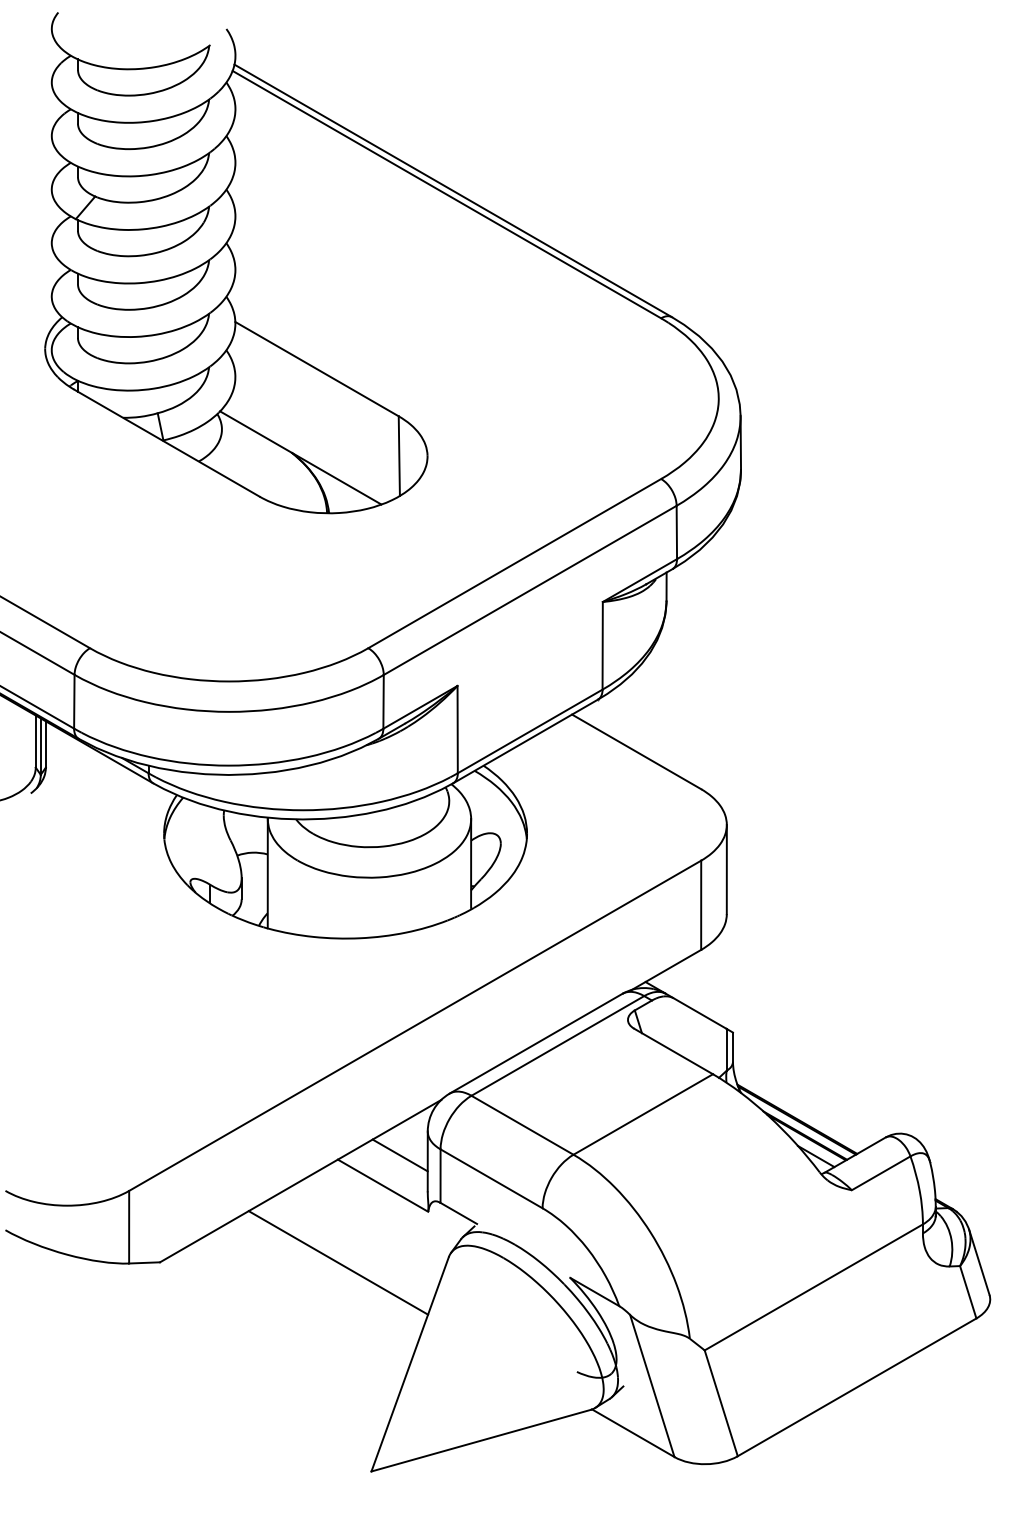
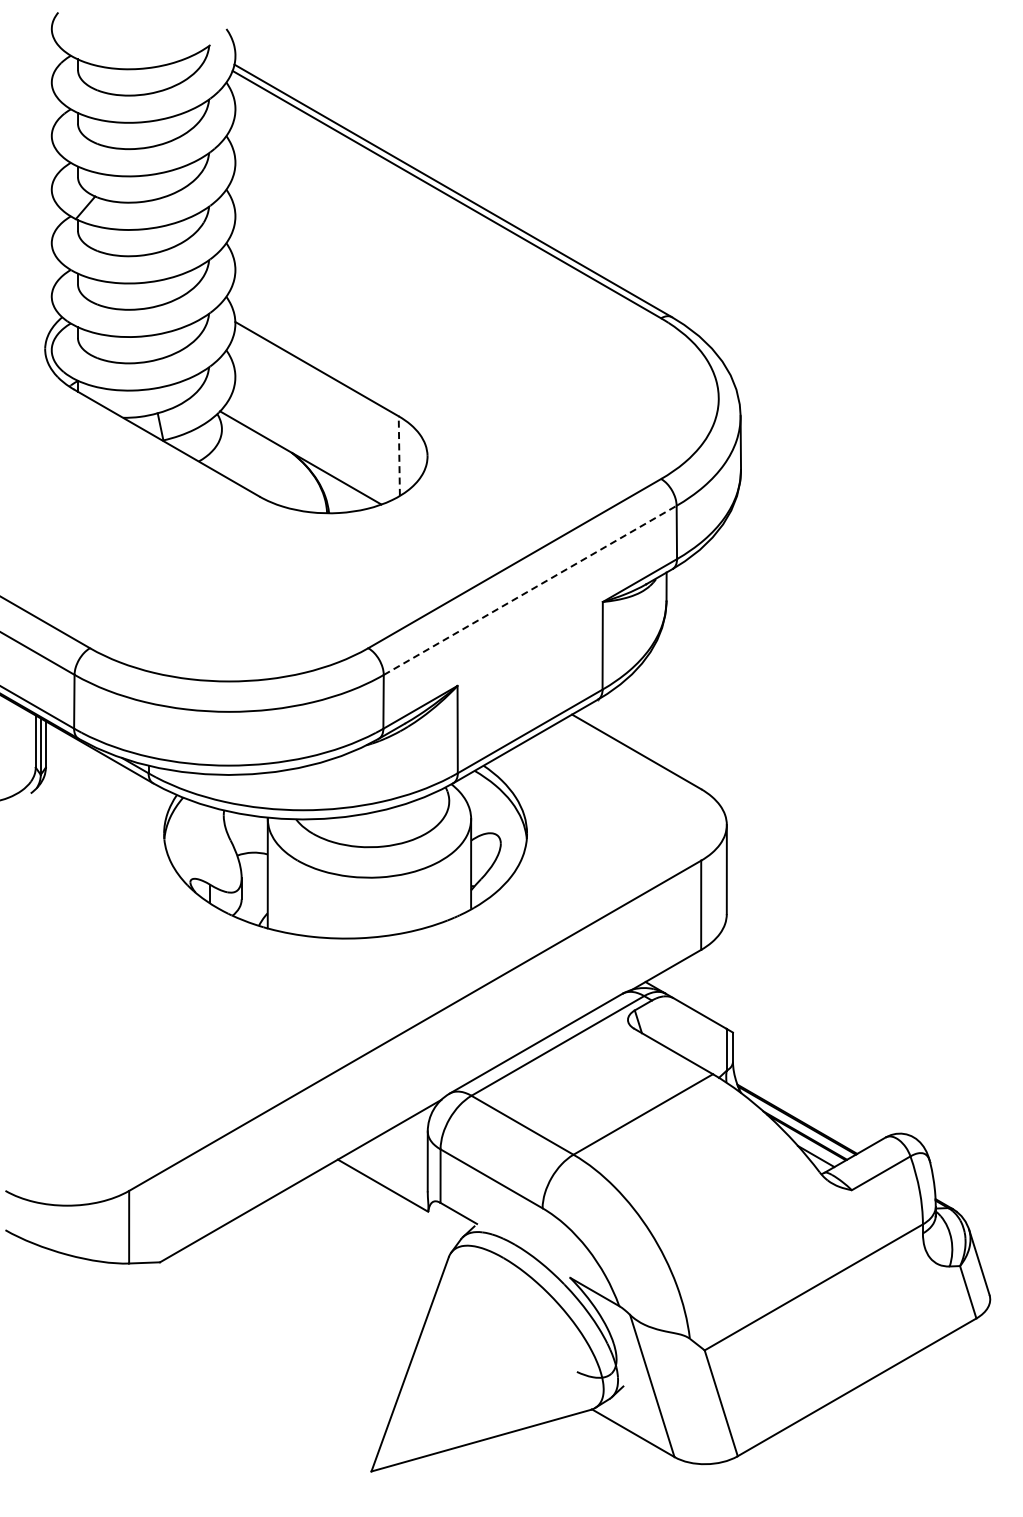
line: solid -> dashed (399, 456)
line: solid -> dashed (530, 590)
line: present -> none (399, 1155)
line: present -> none (338, 1262)
